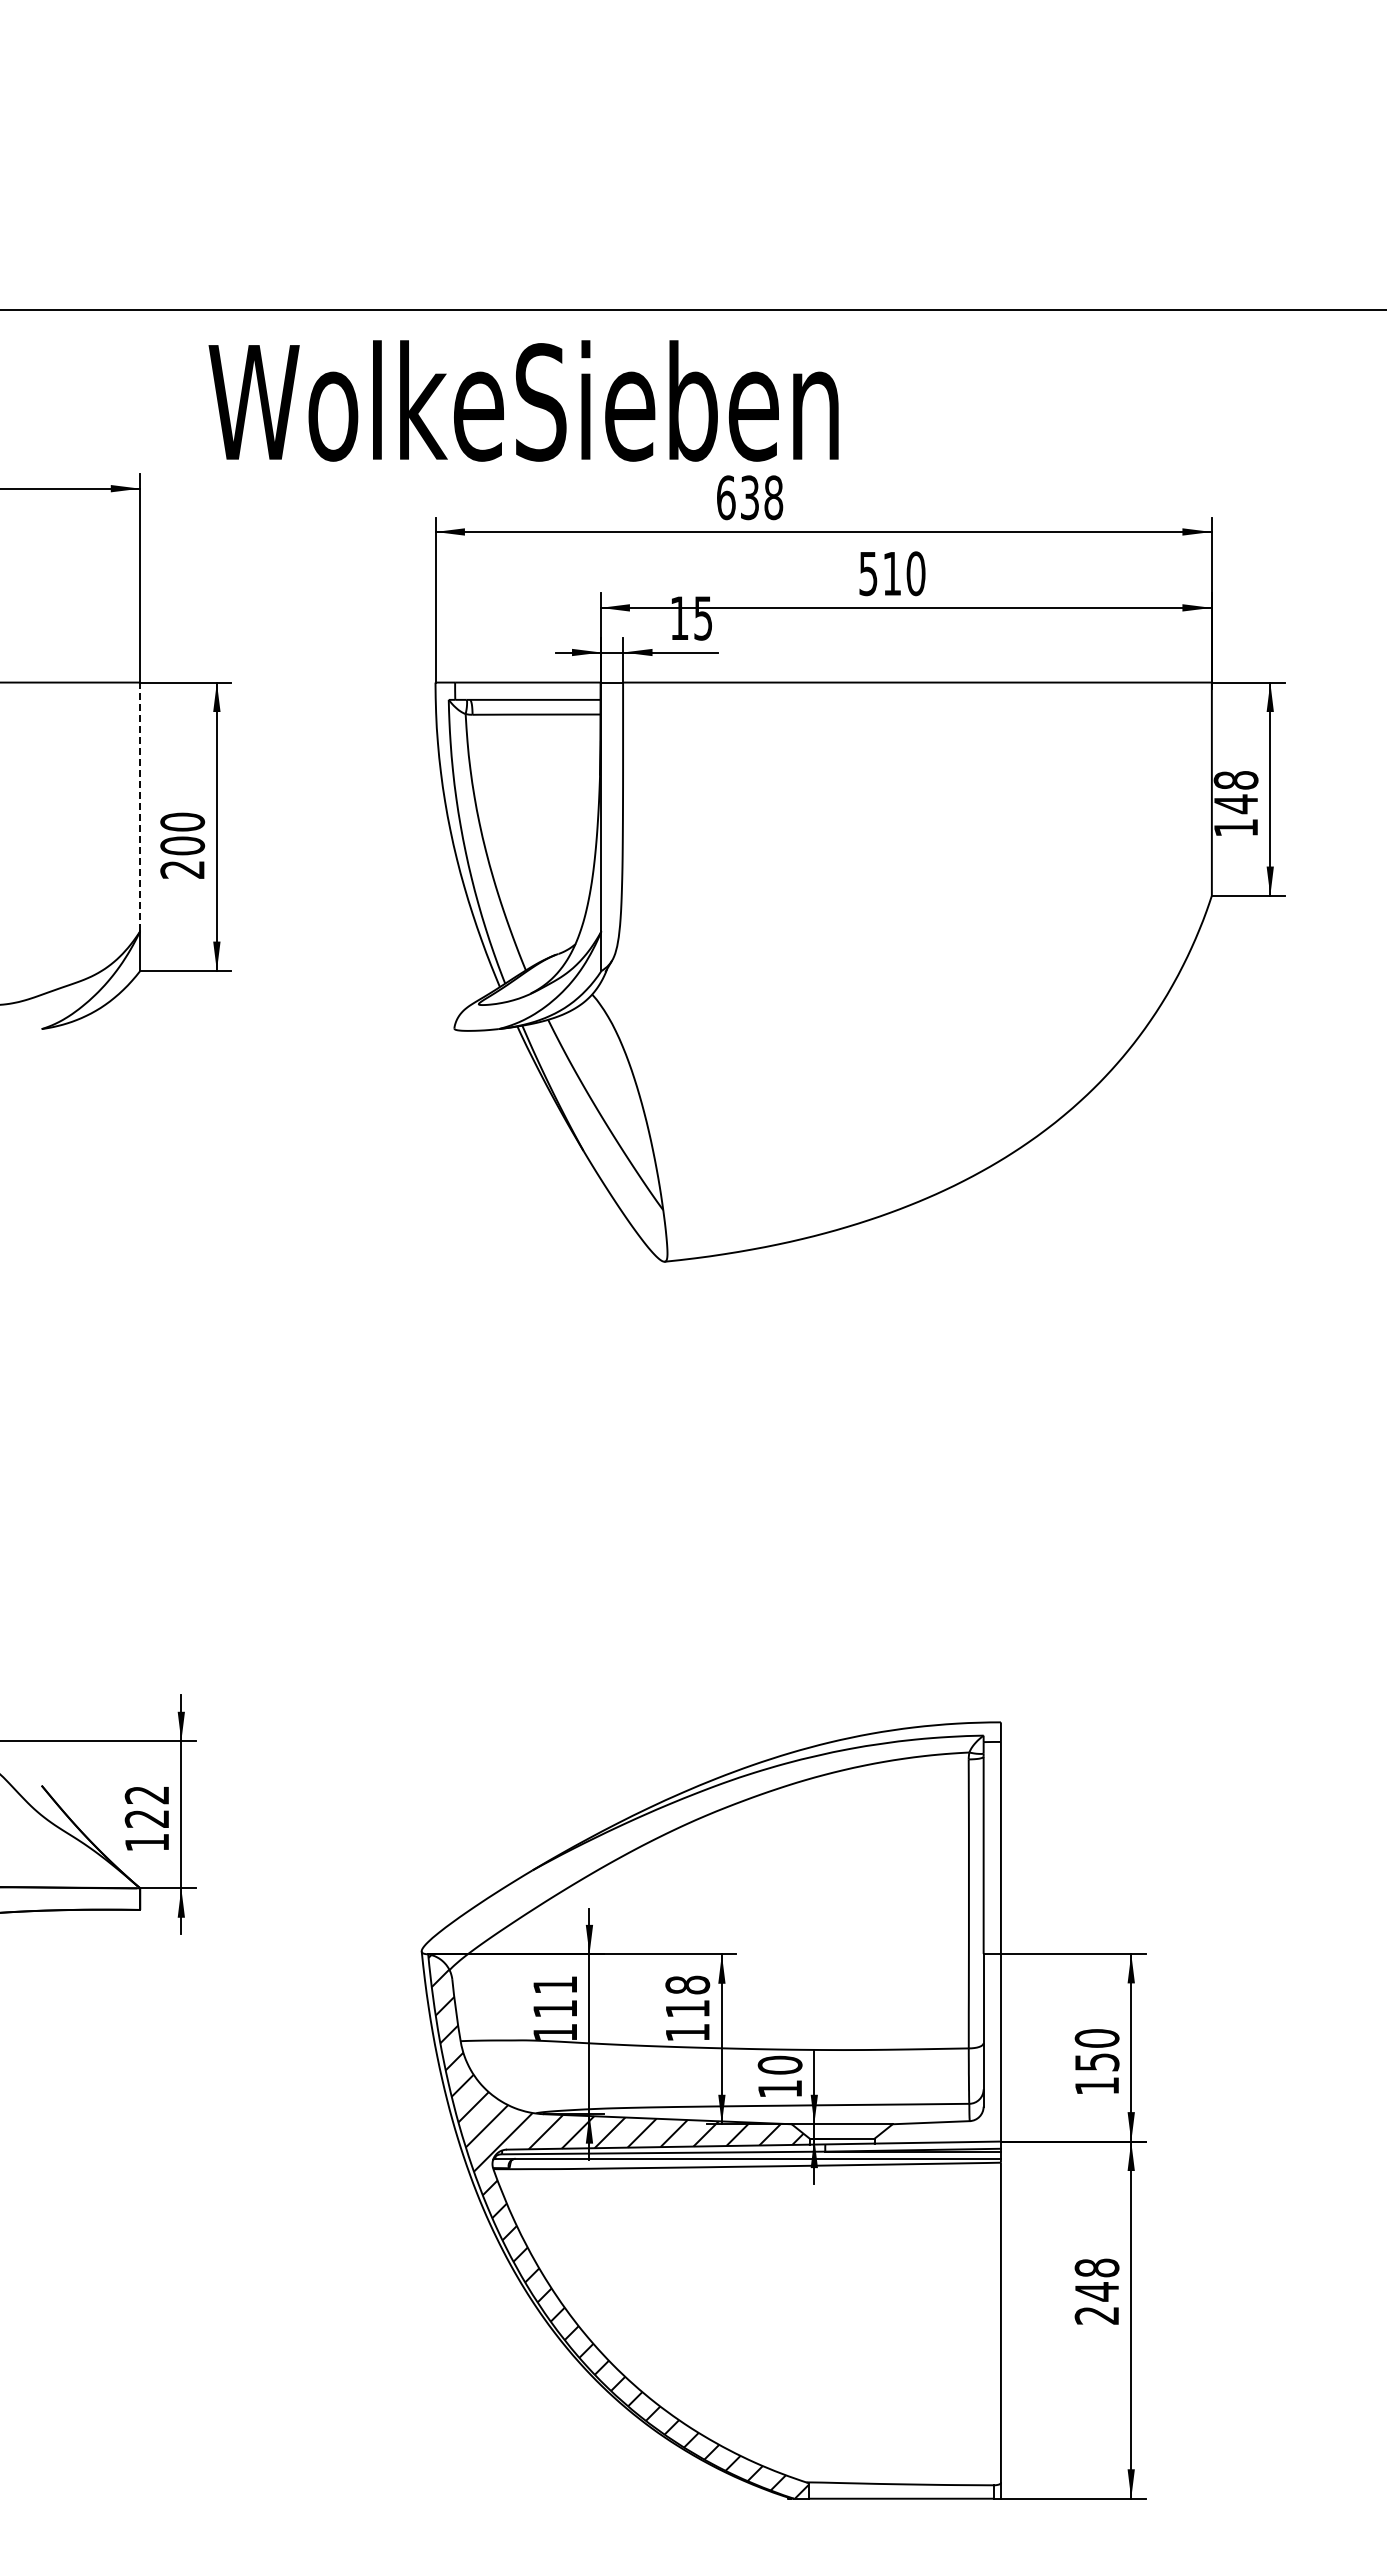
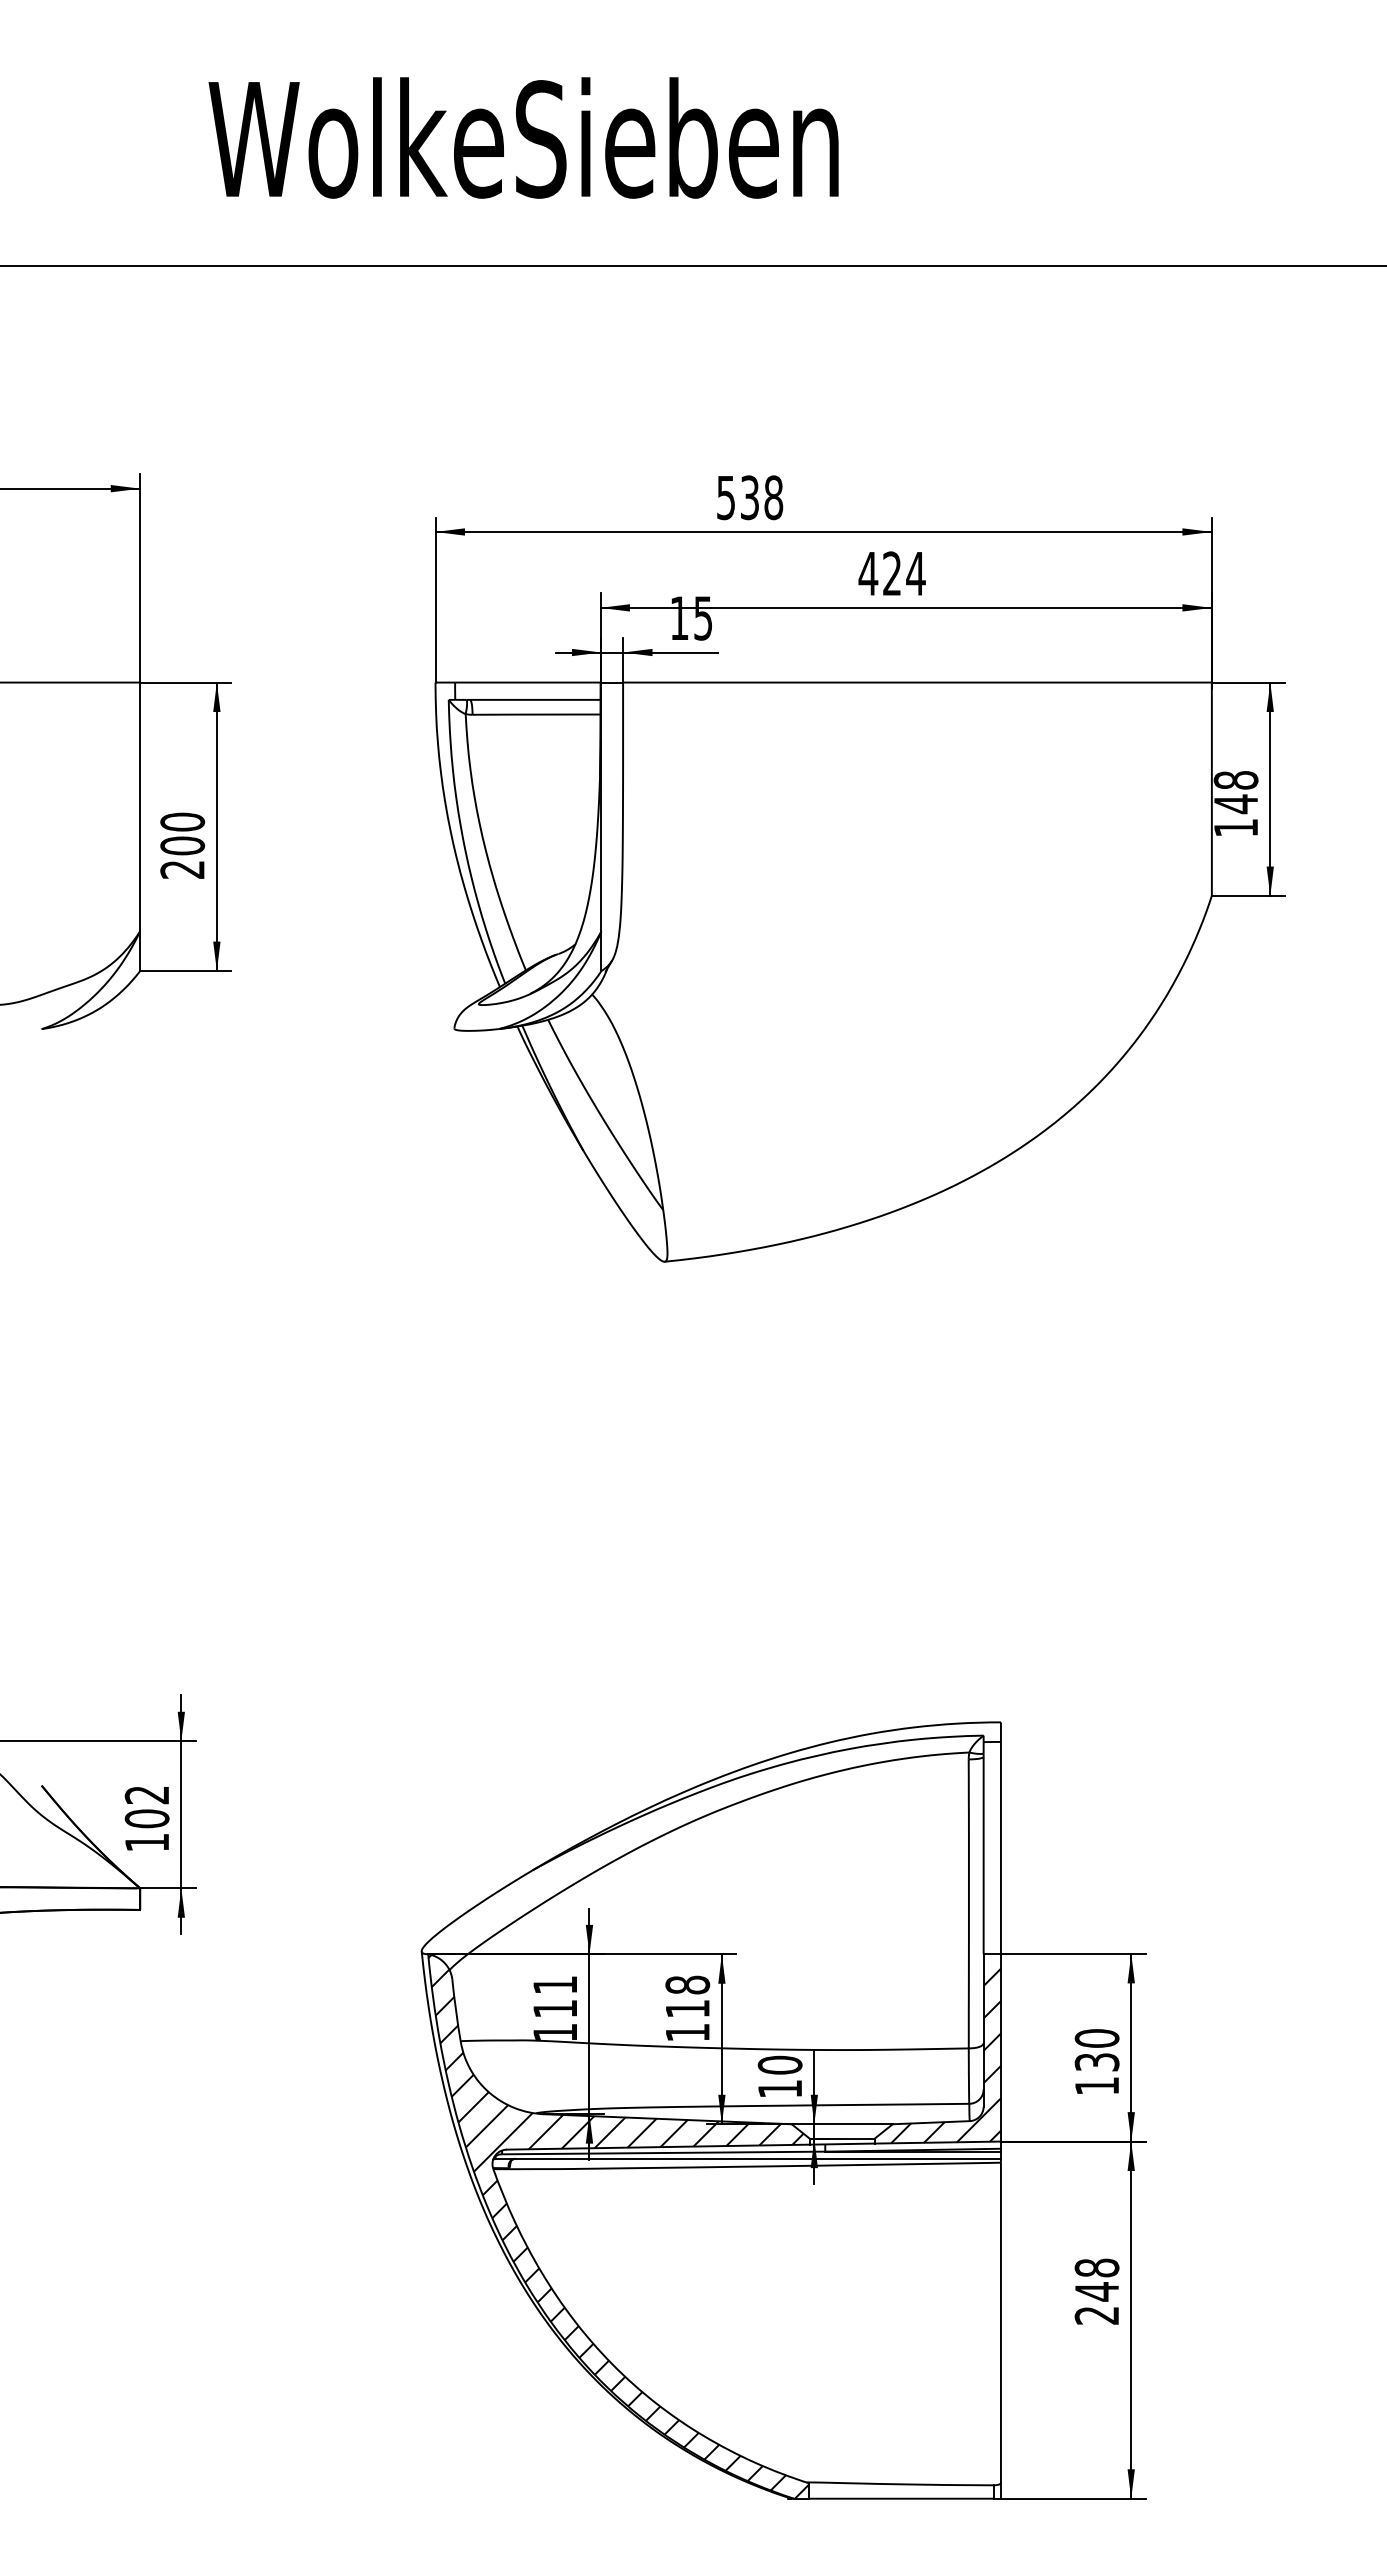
line position: (692, 310) -> (692, 266) (692, 266)
text position: (523, 400) -> (523, 137) (523, 137)
text: 638 -> 538 (726, 497)
text: 510 -> 424 (891, 573)
line: dashed -> solid (140, 806)
text: 122 -> 102 (146, 1818)
hatch: none -> present (945, 2055)
text: 150 -> 130 (1096, 2061)
